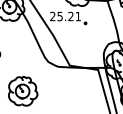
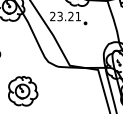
text: 25.21 -> 23.21 (59, 15)
